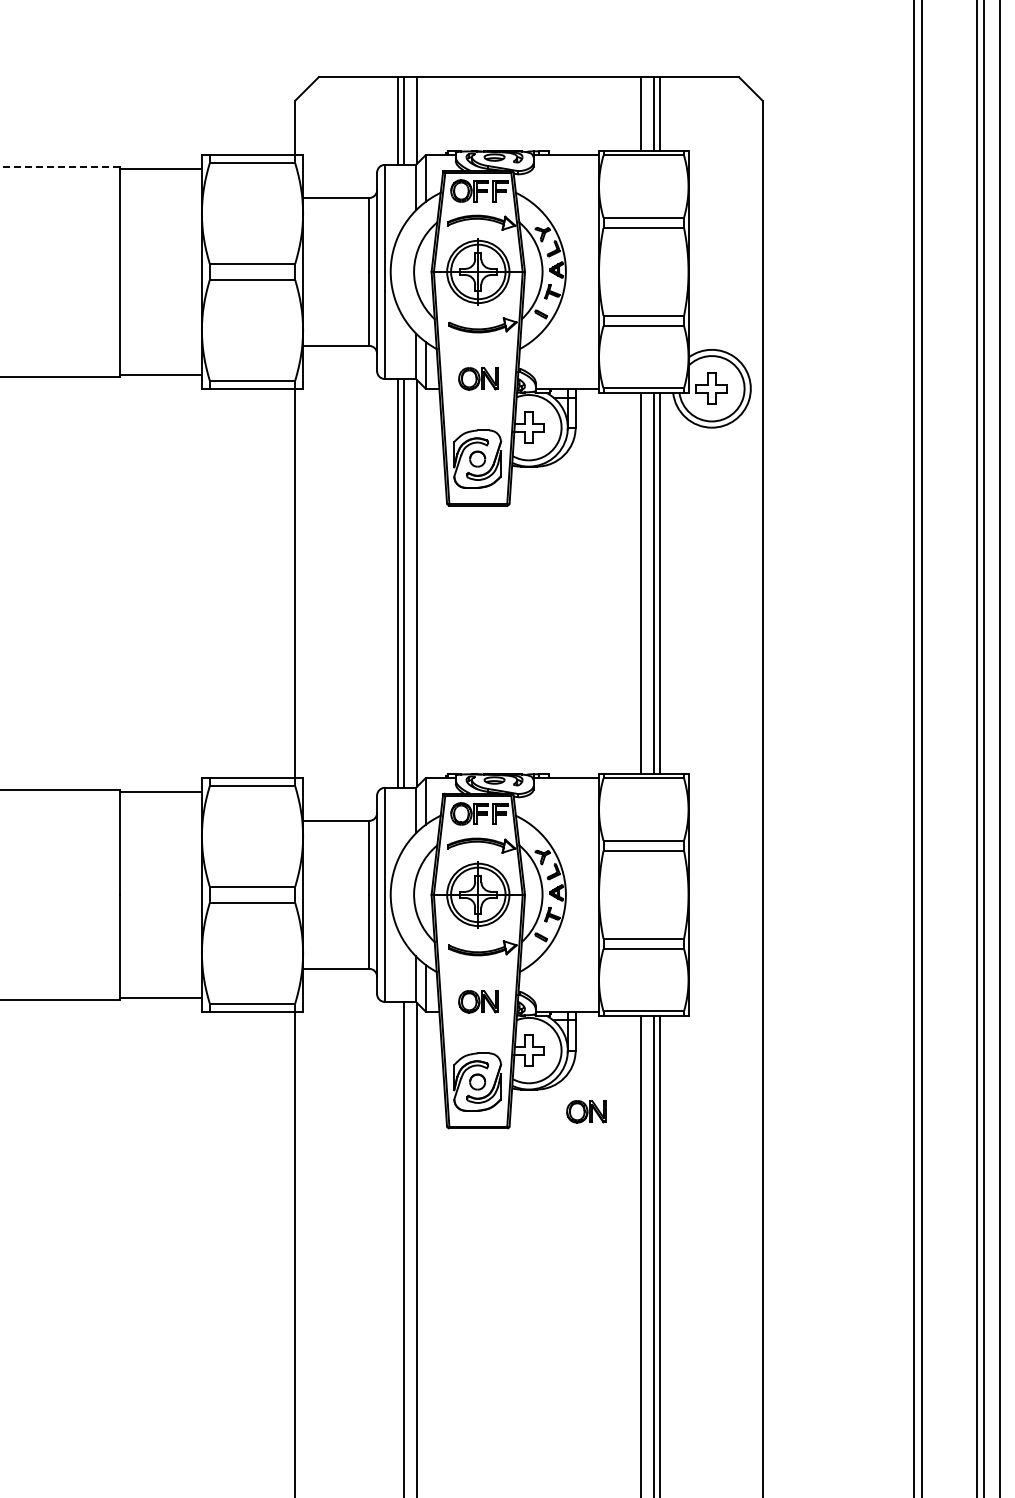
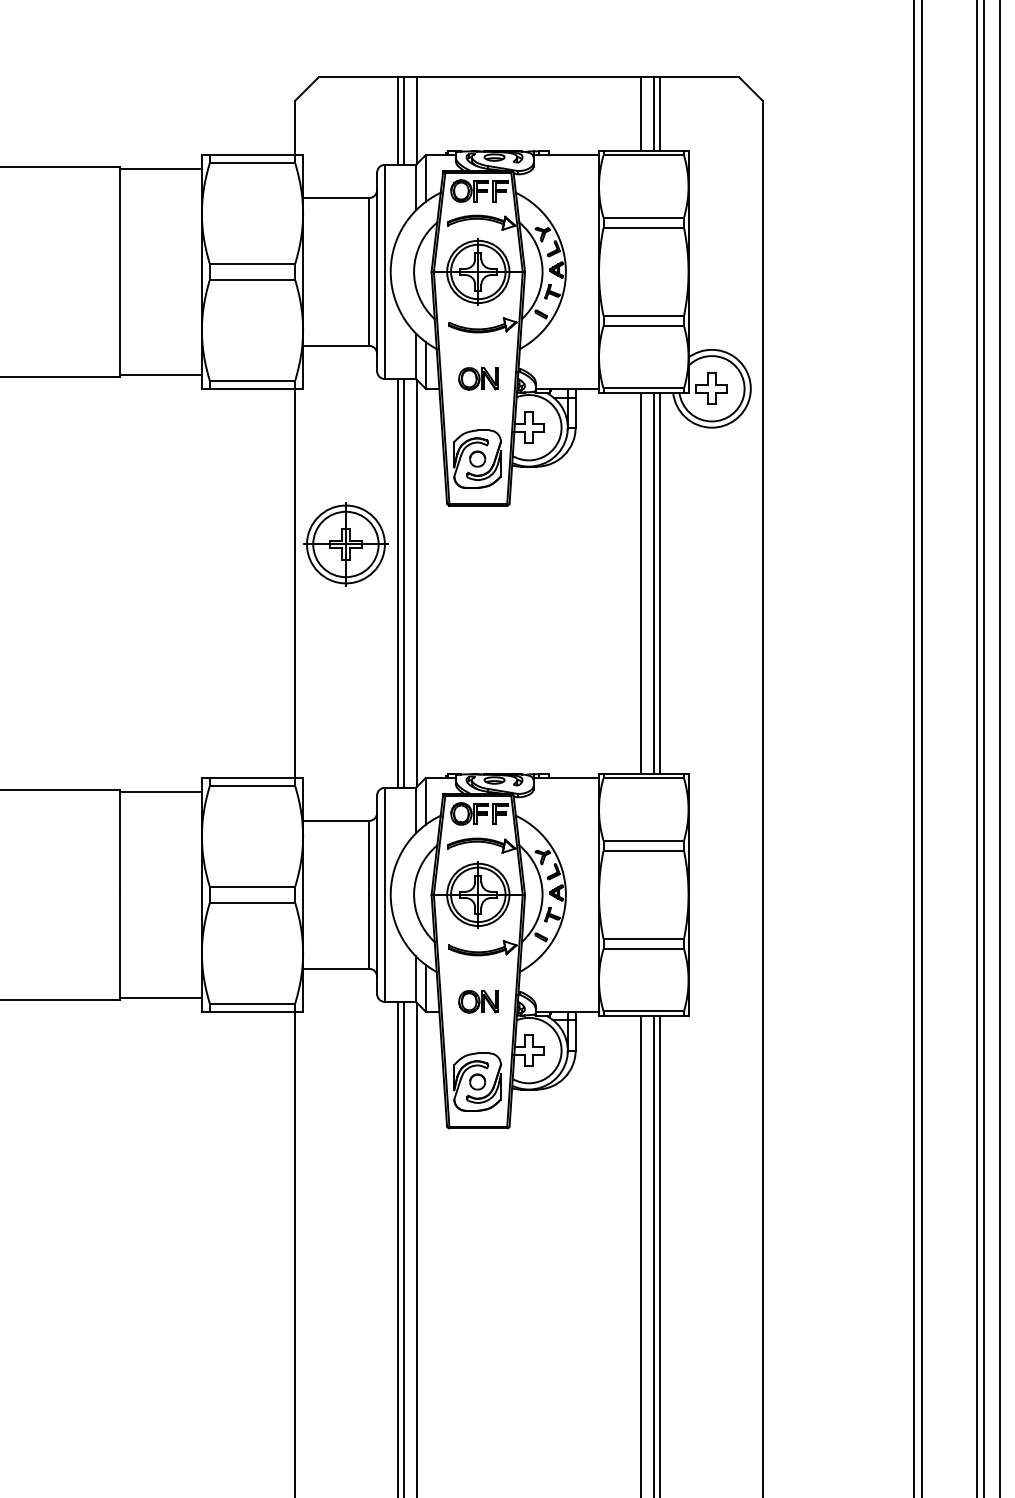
line: dashed -> solid (60, 166)
part: none -> present (345, 544)
part: present -> none (586, 1111)
line: none -> present (398, 1247)
